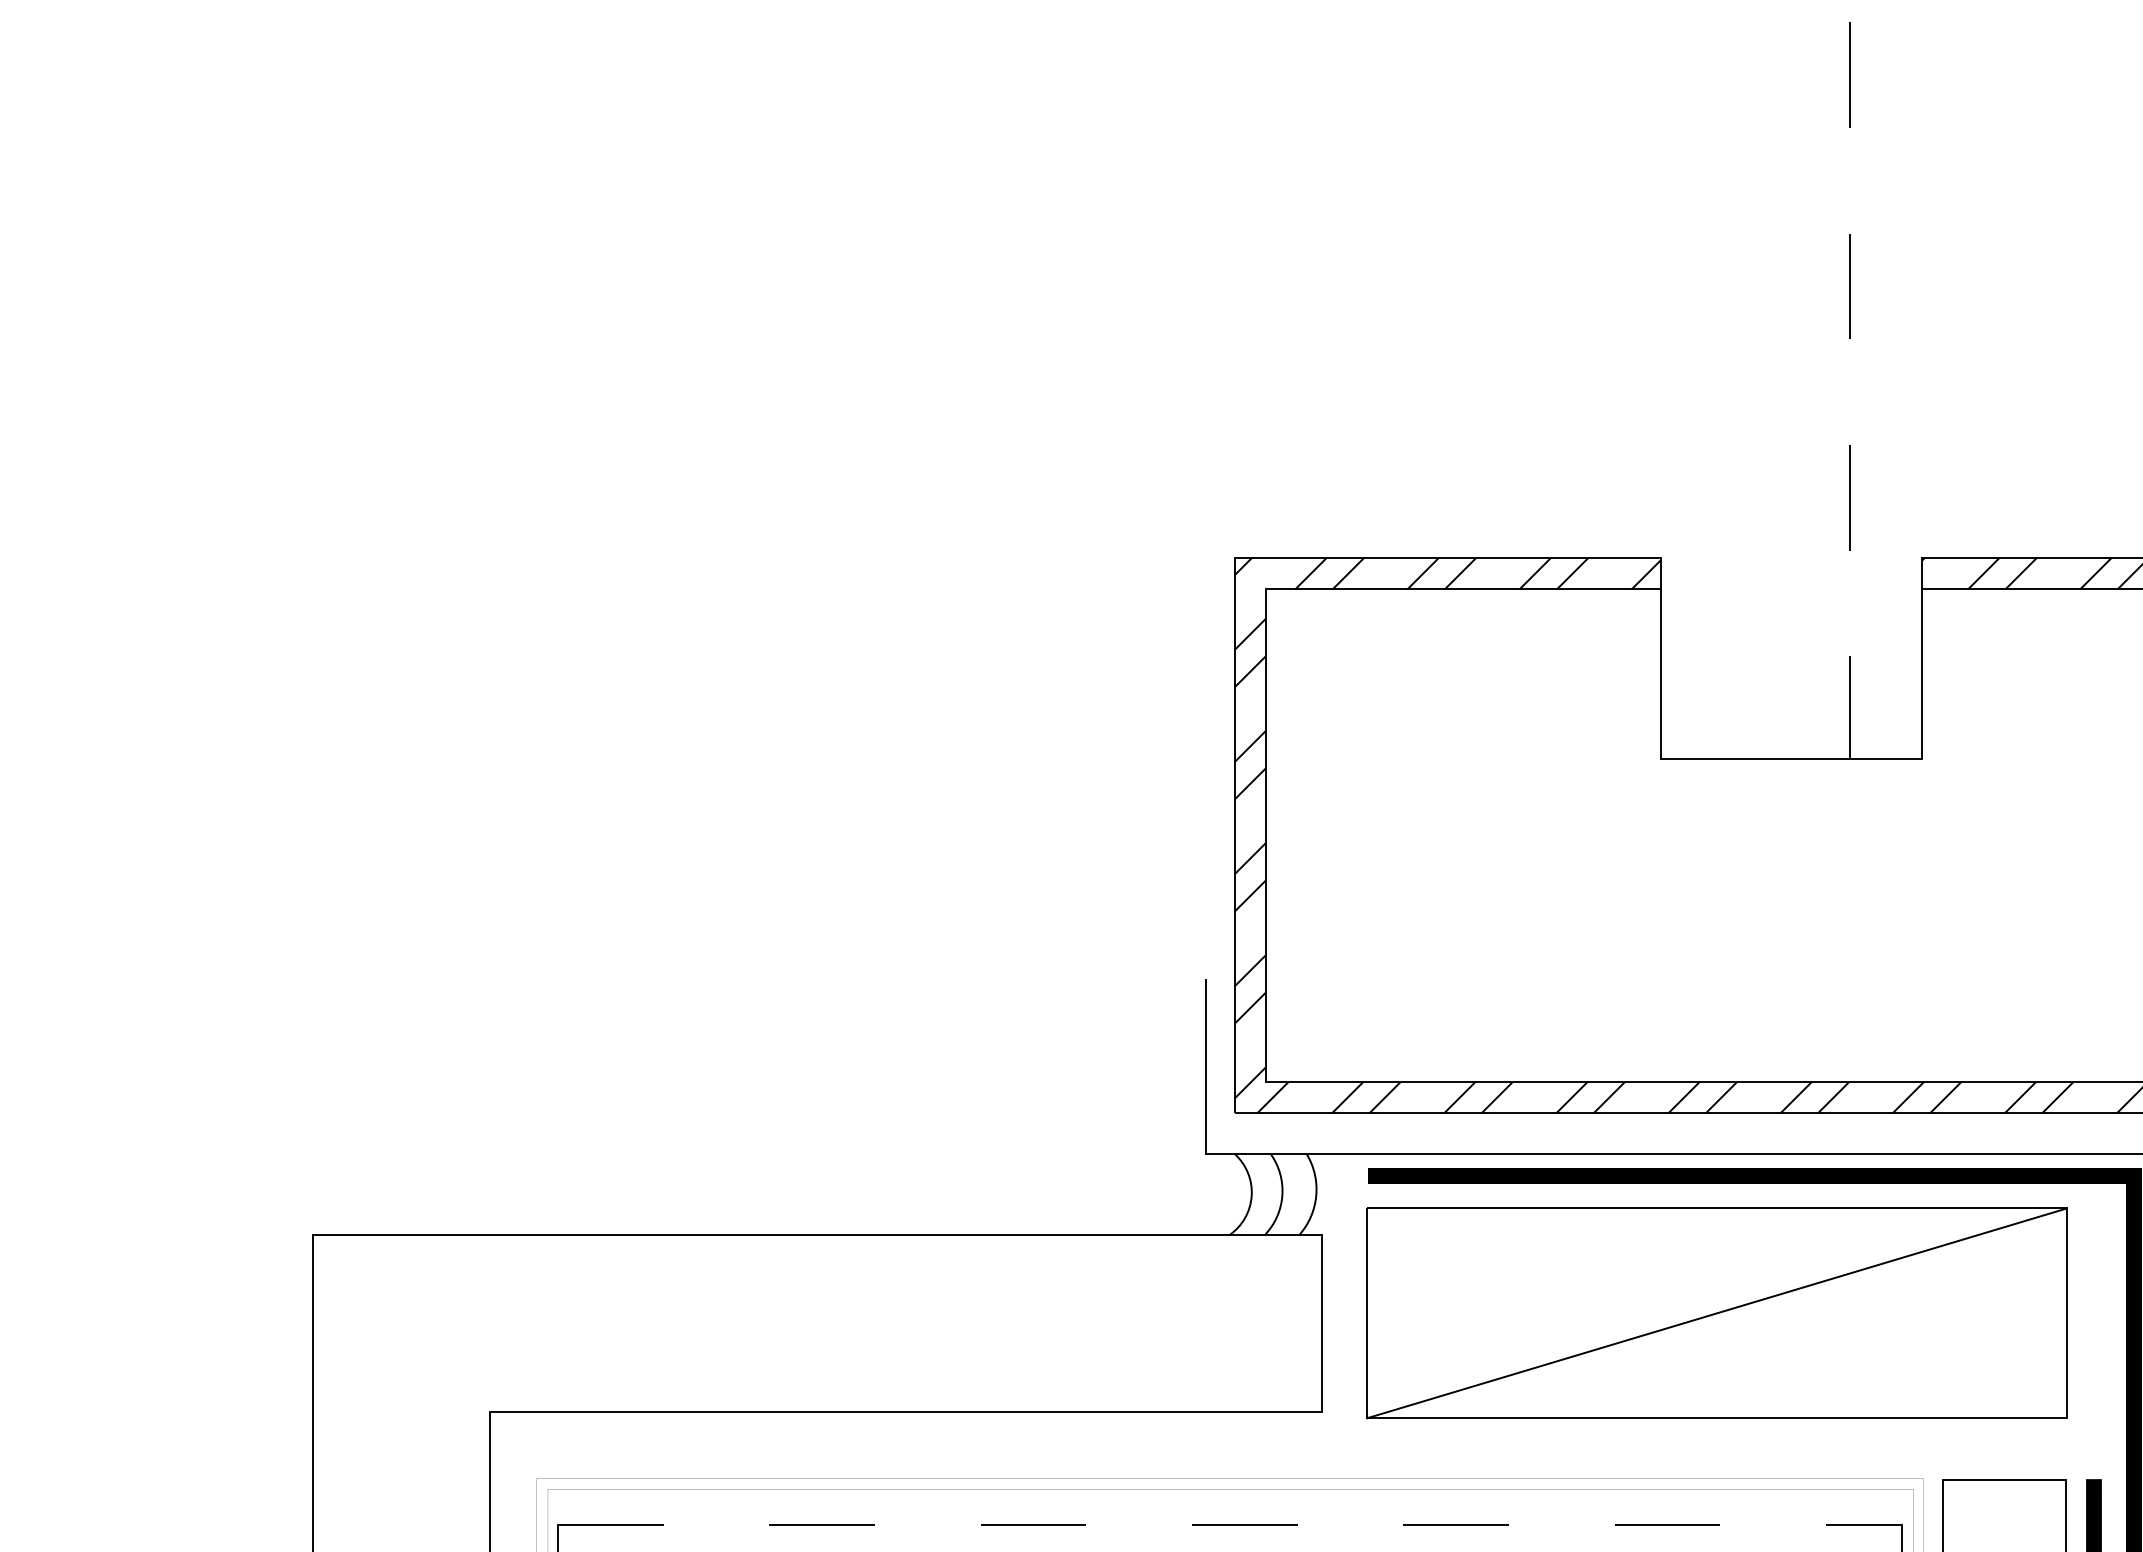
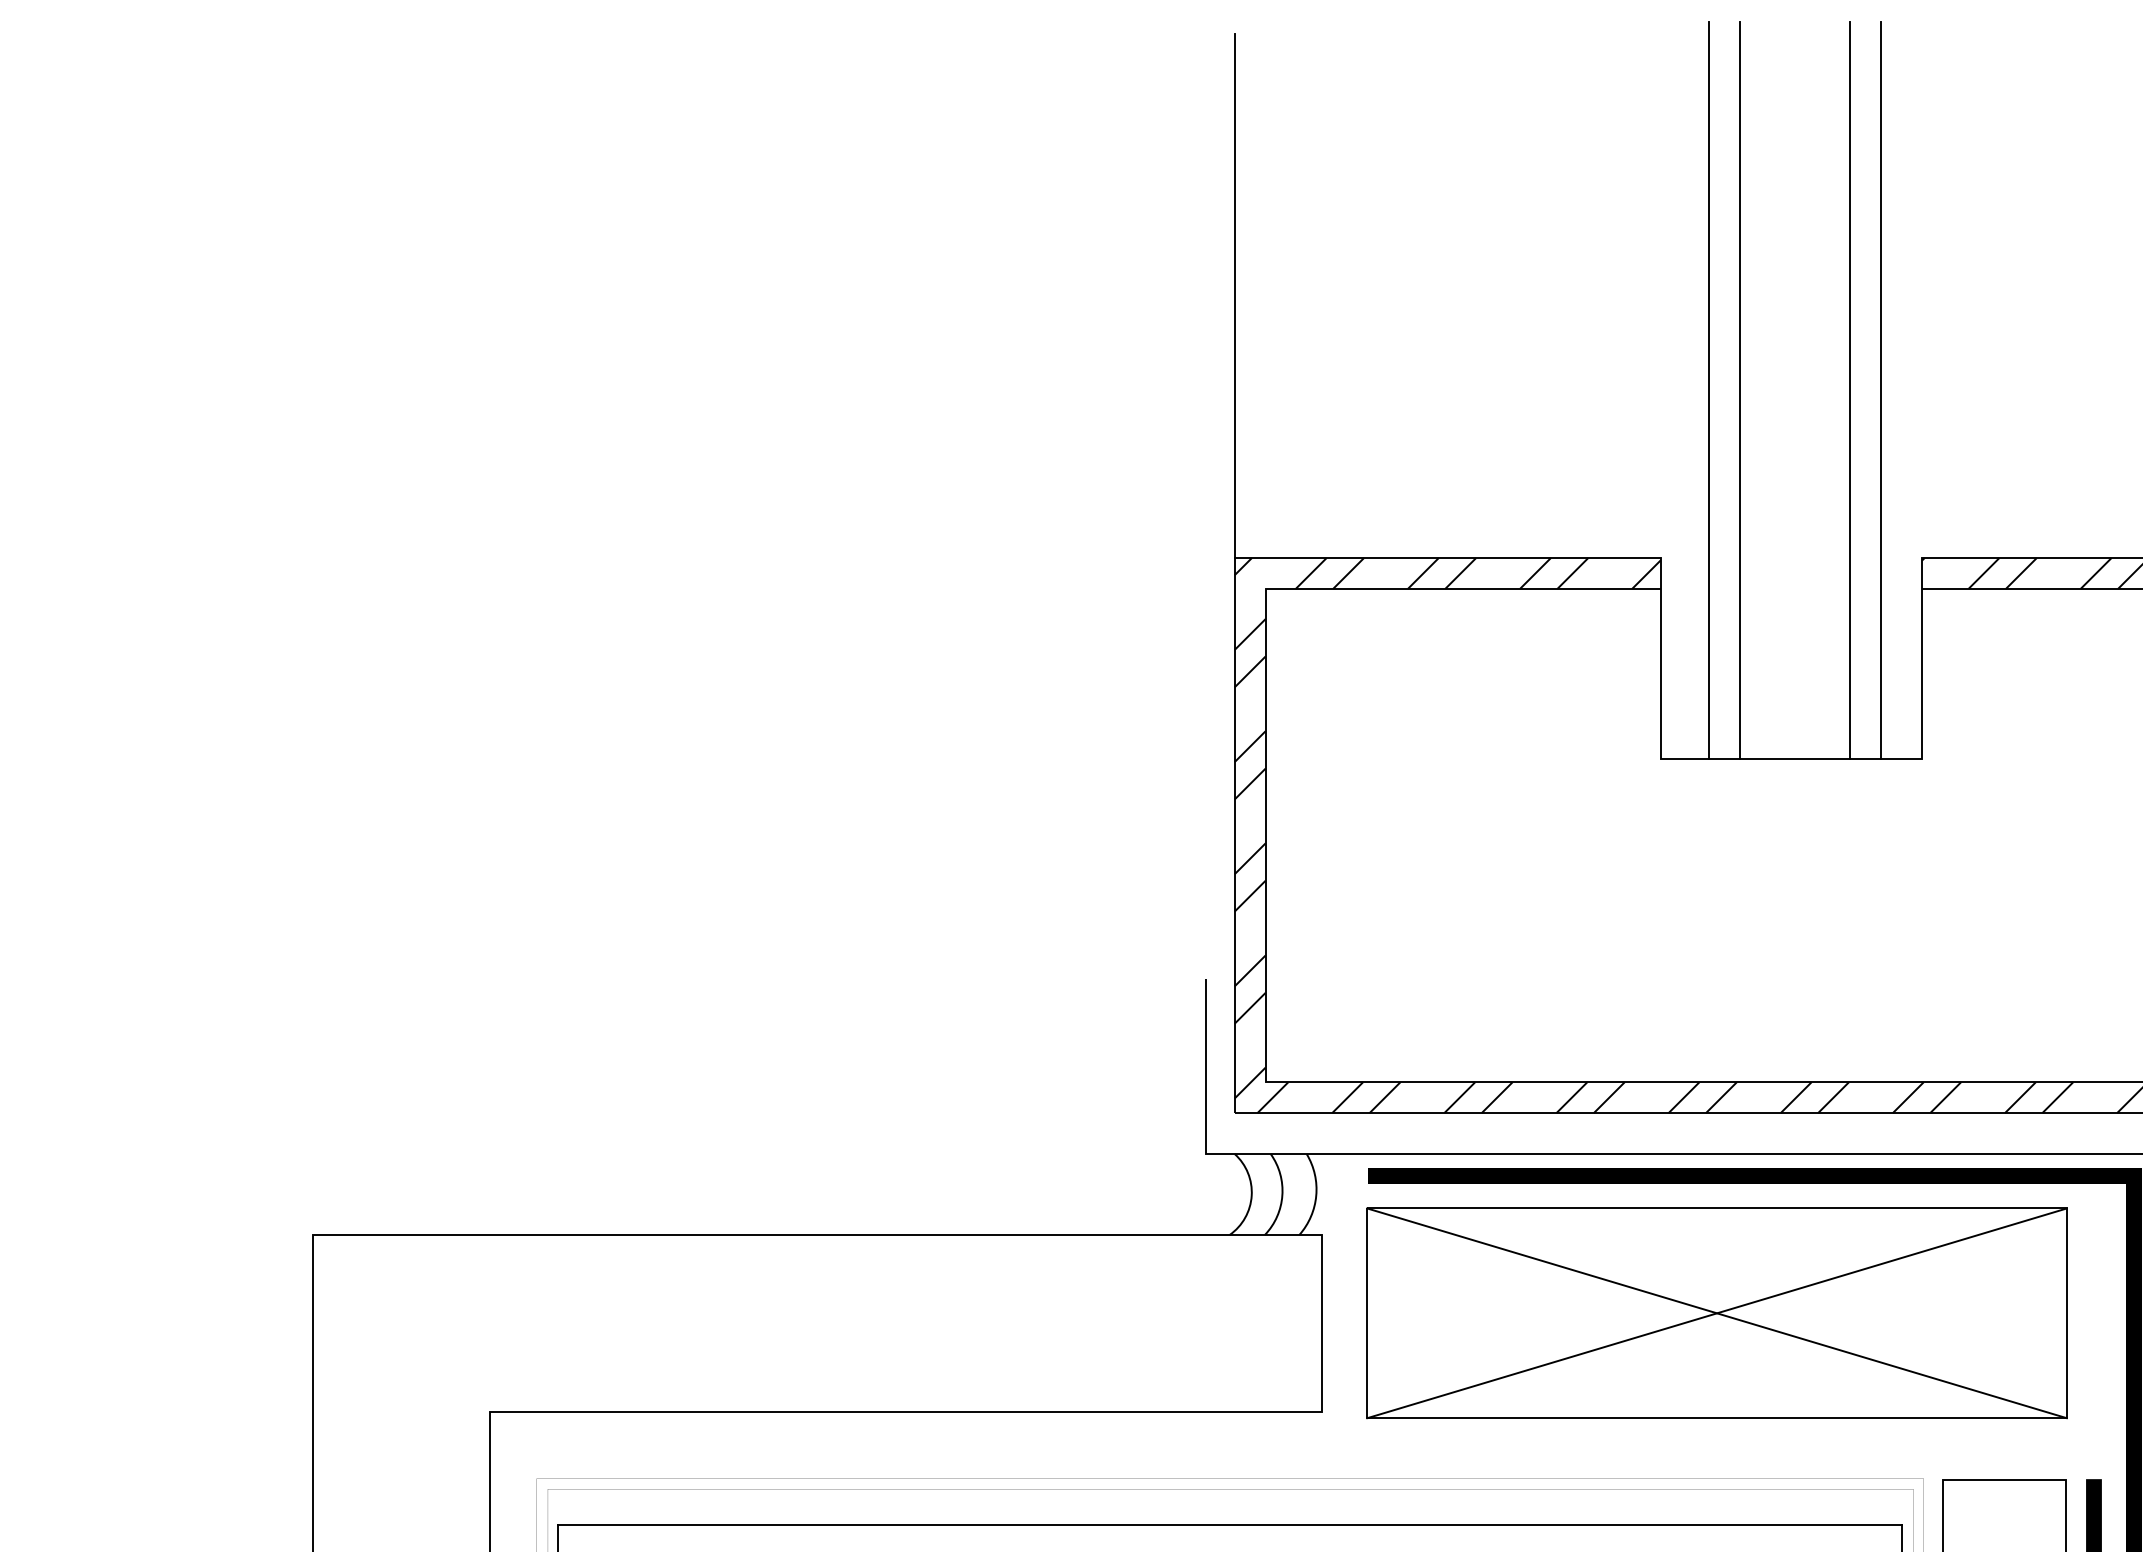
line: none -> present (1234, 295)
line: none -> present (1709, 390)
line: none -> present (1739, 390)
line: none -> present (1880, 390)
line: dashed -> solid (1850, 391)
line: none -> present (1716, 1313)
line: dashed -> solid (1229, 1525)
